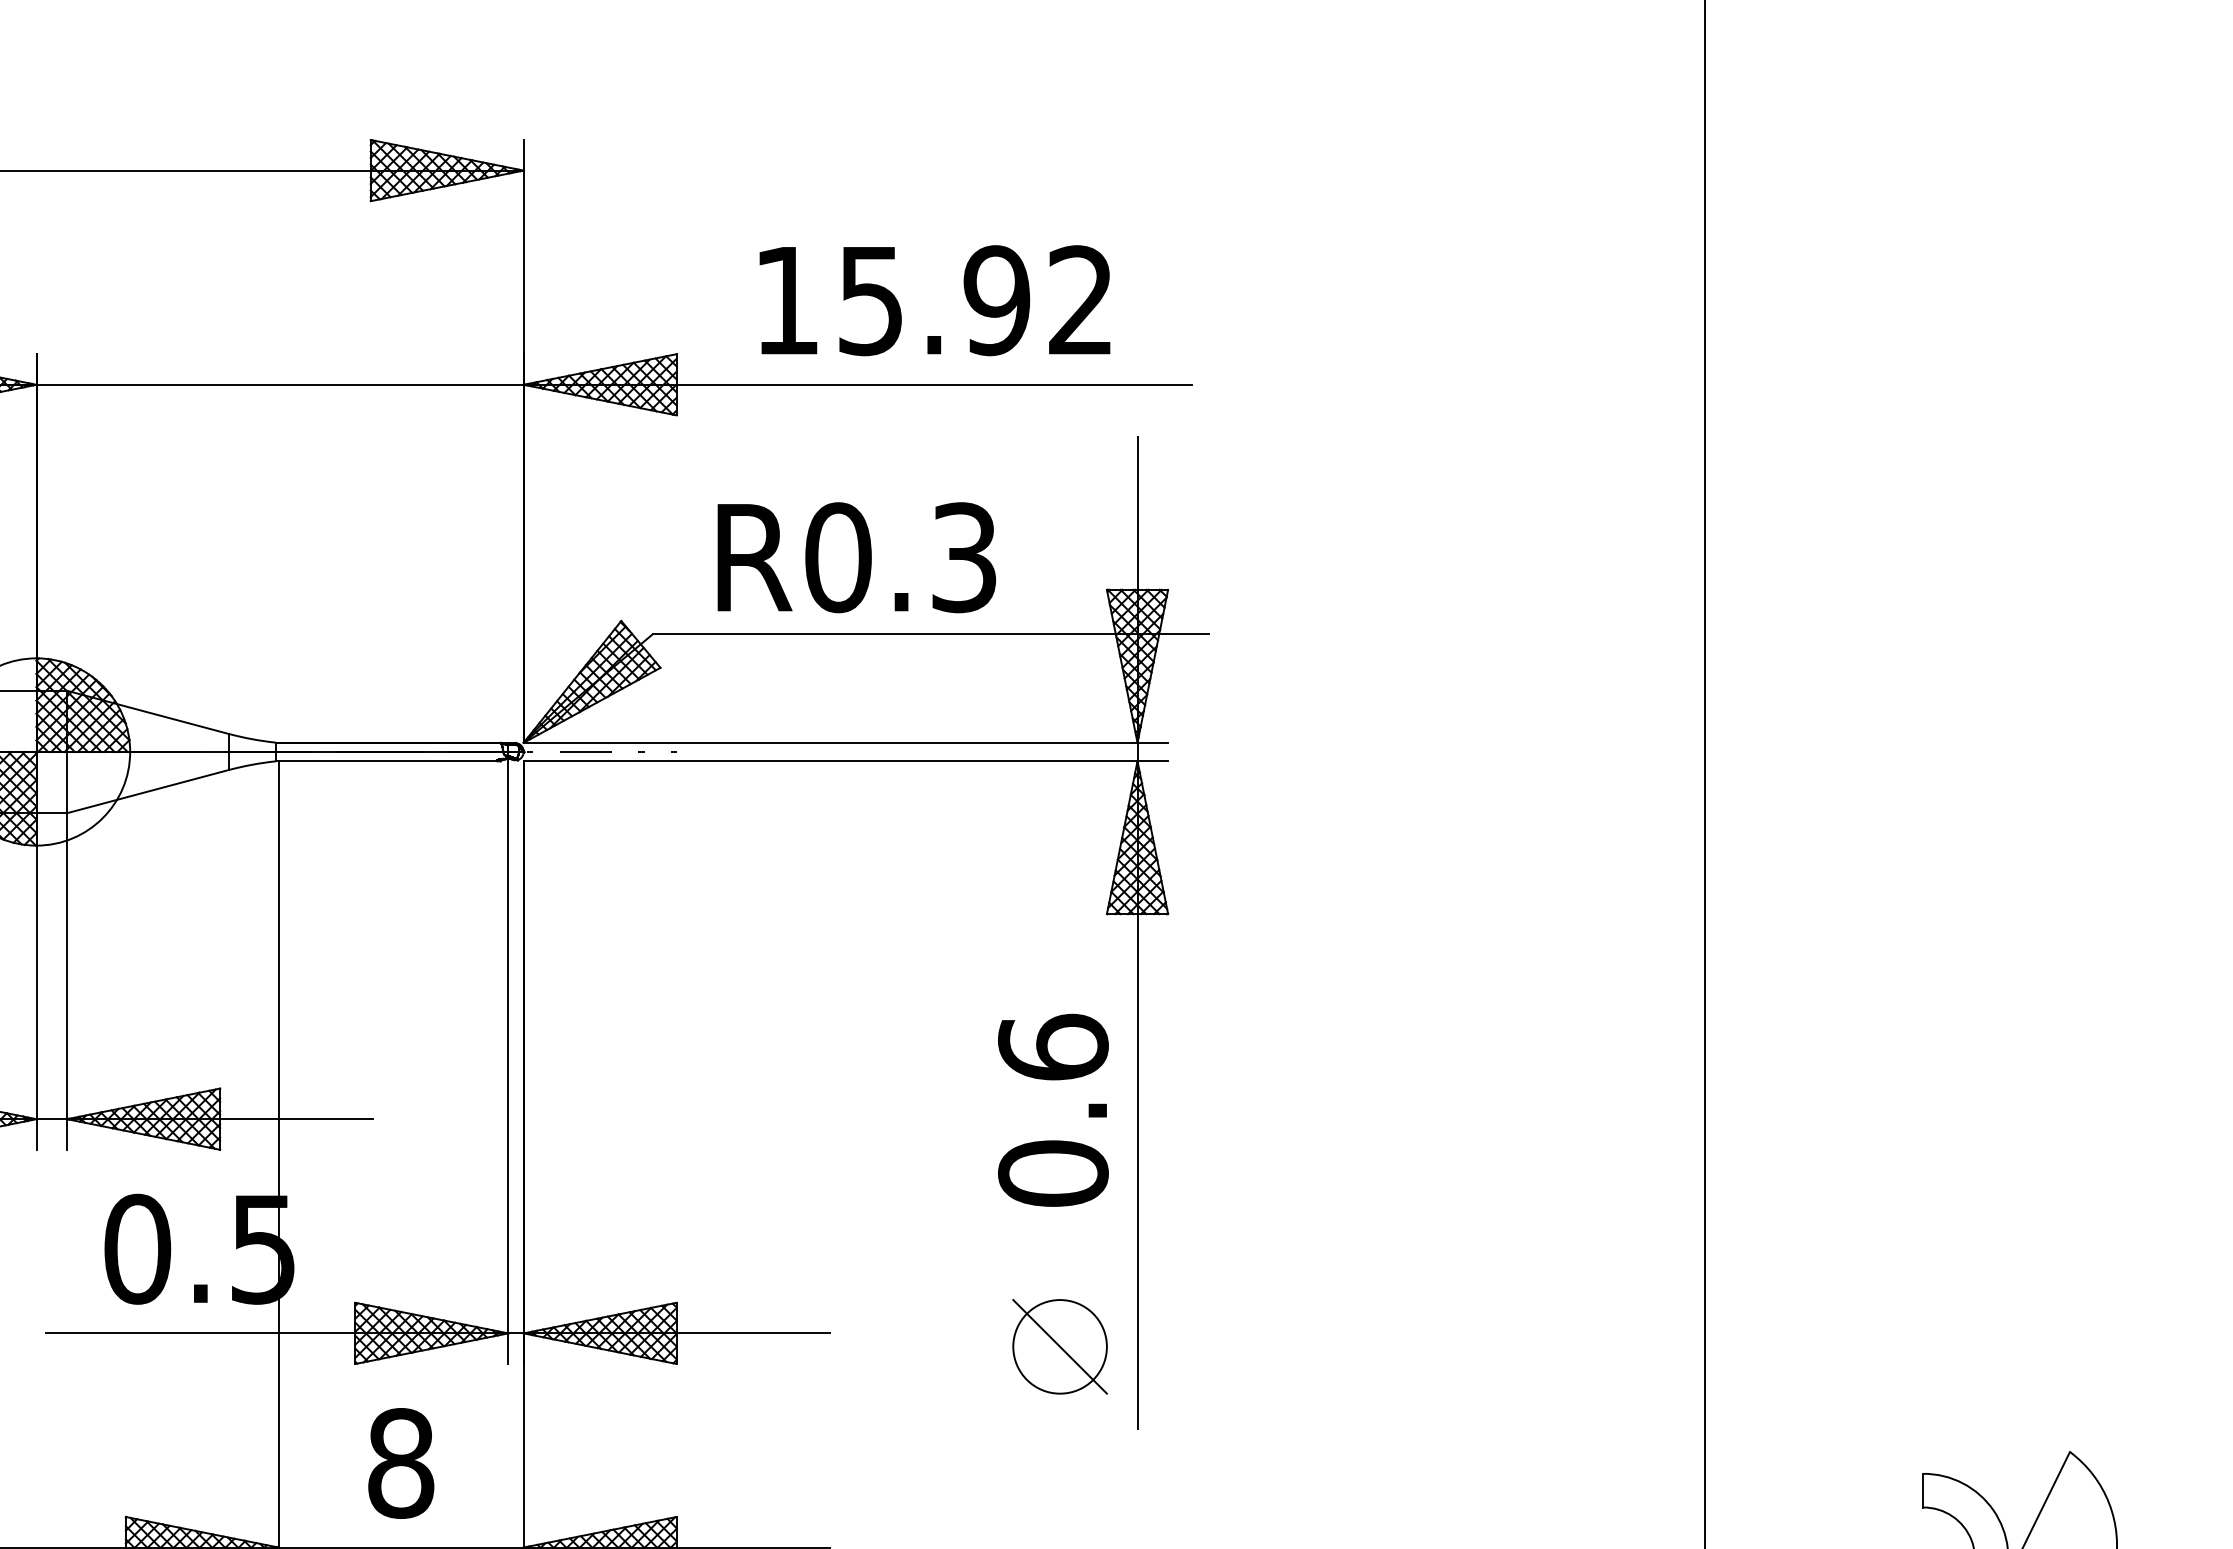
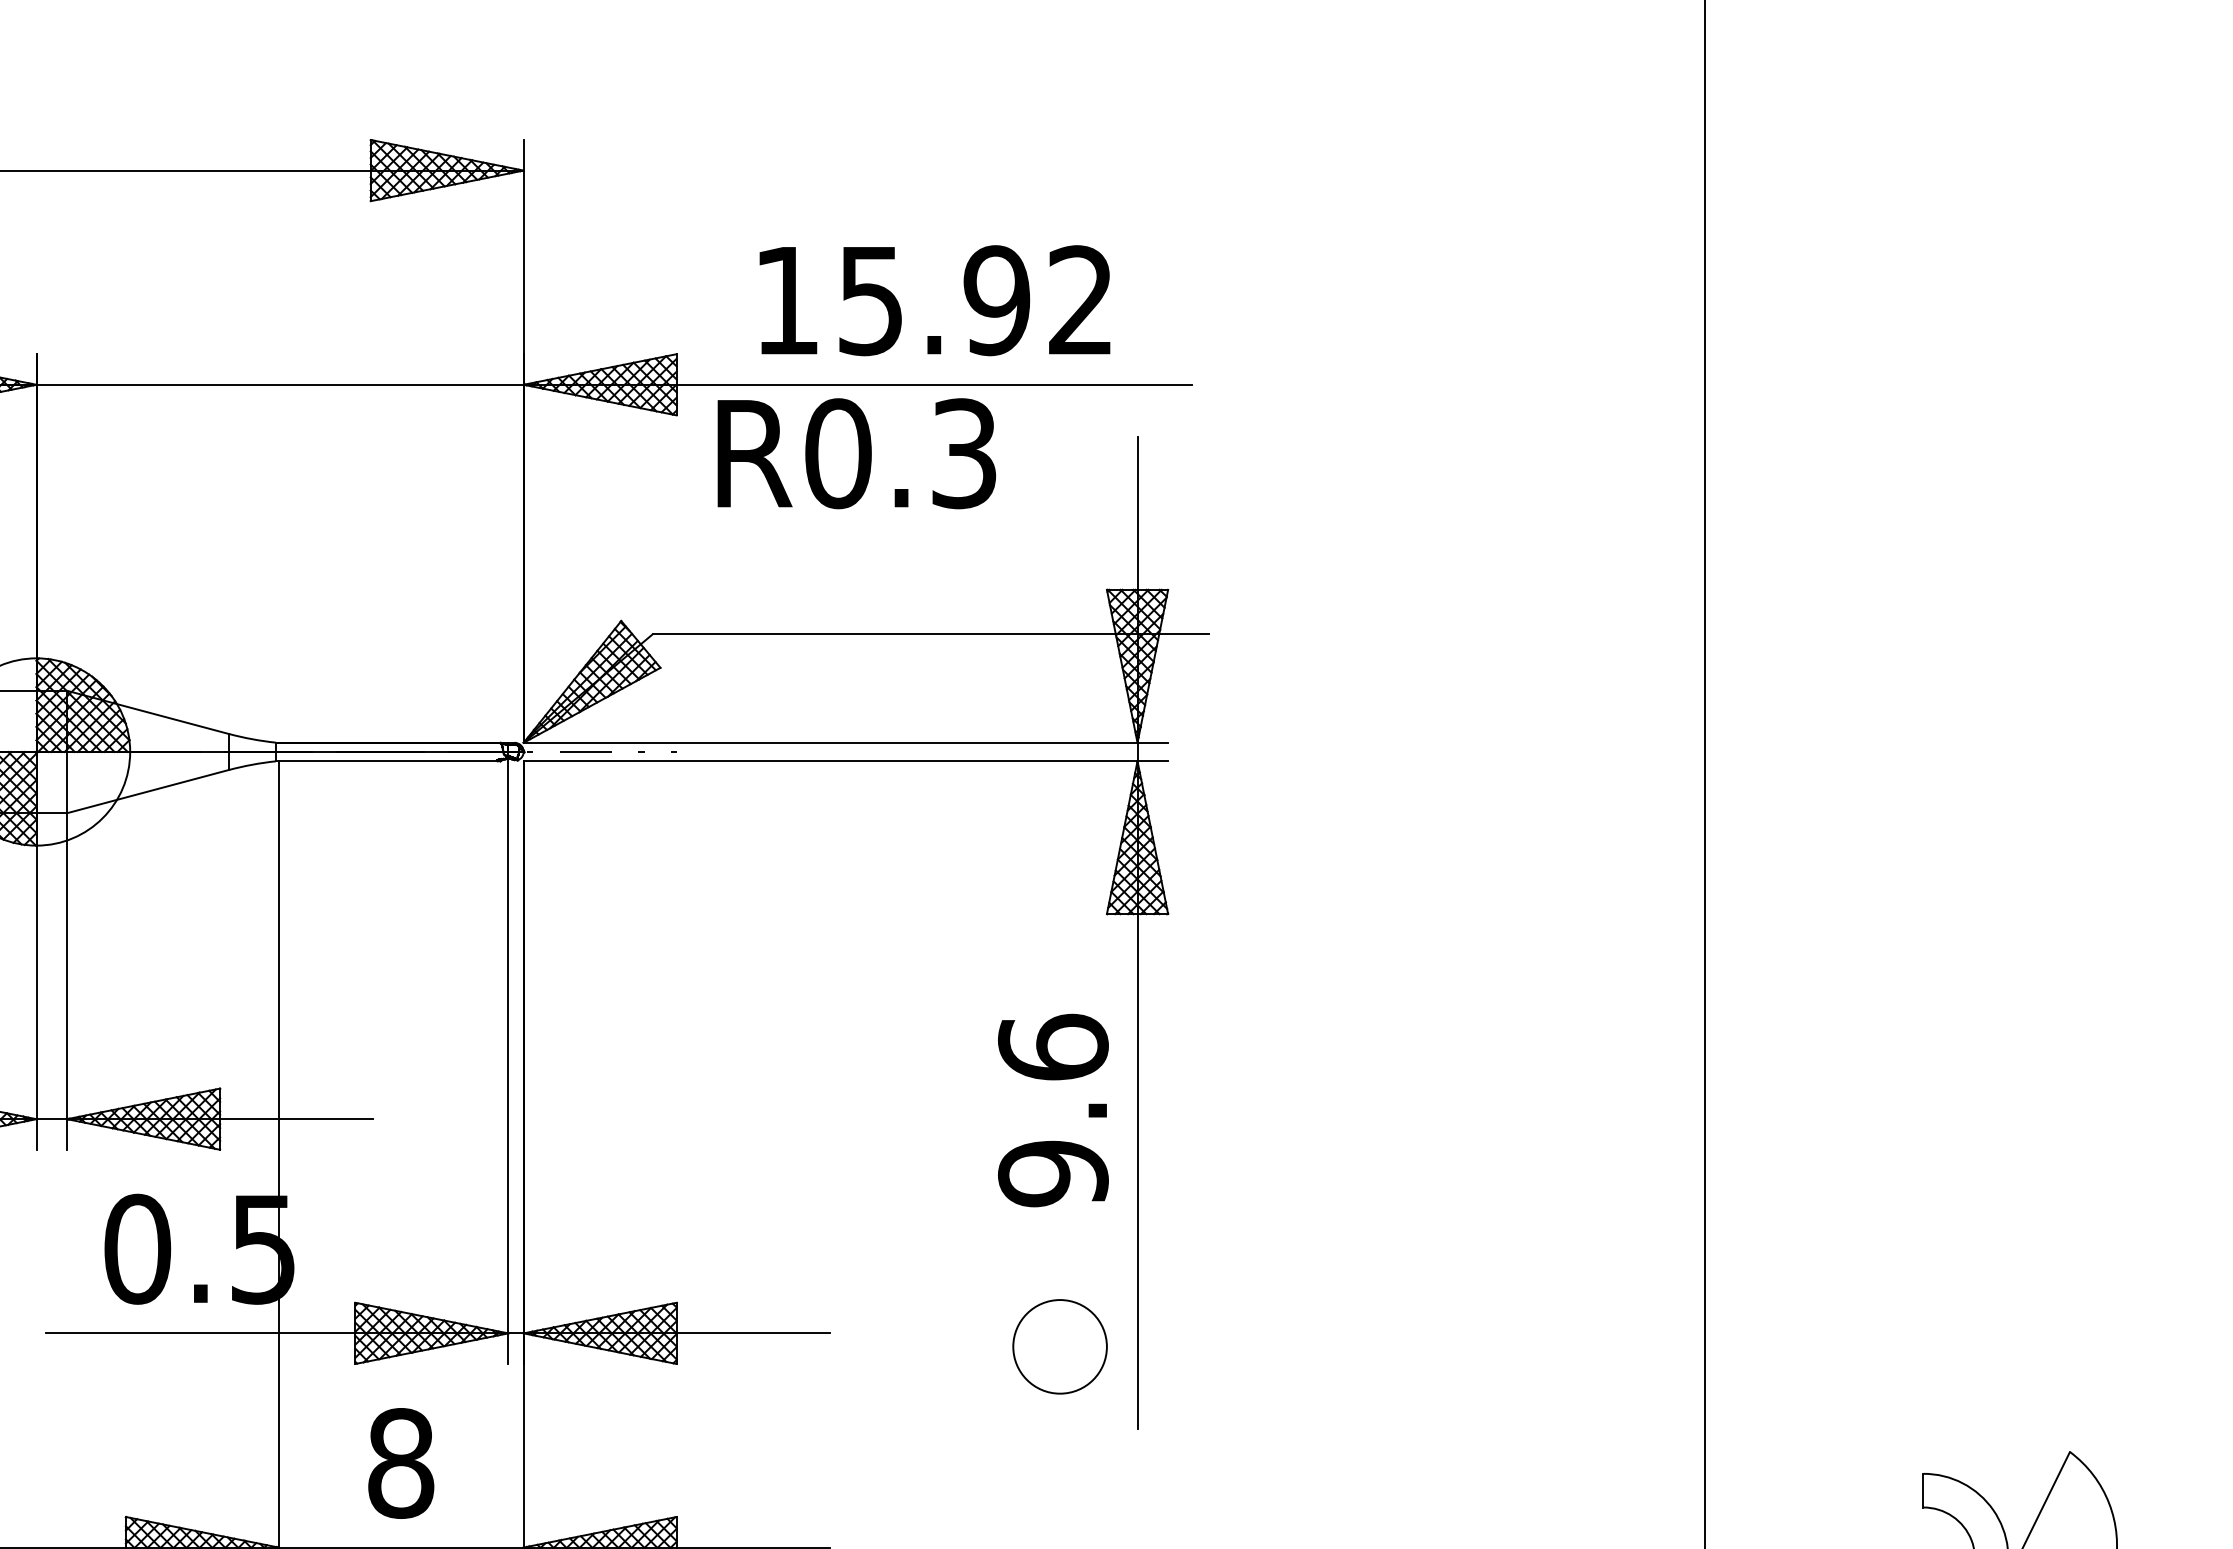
text position: (856, 557) -> (856, 453) (856, 453)
text: 0.6 -> 9.6 (1053, 1173)
line: present -> none (1059, 1346)
